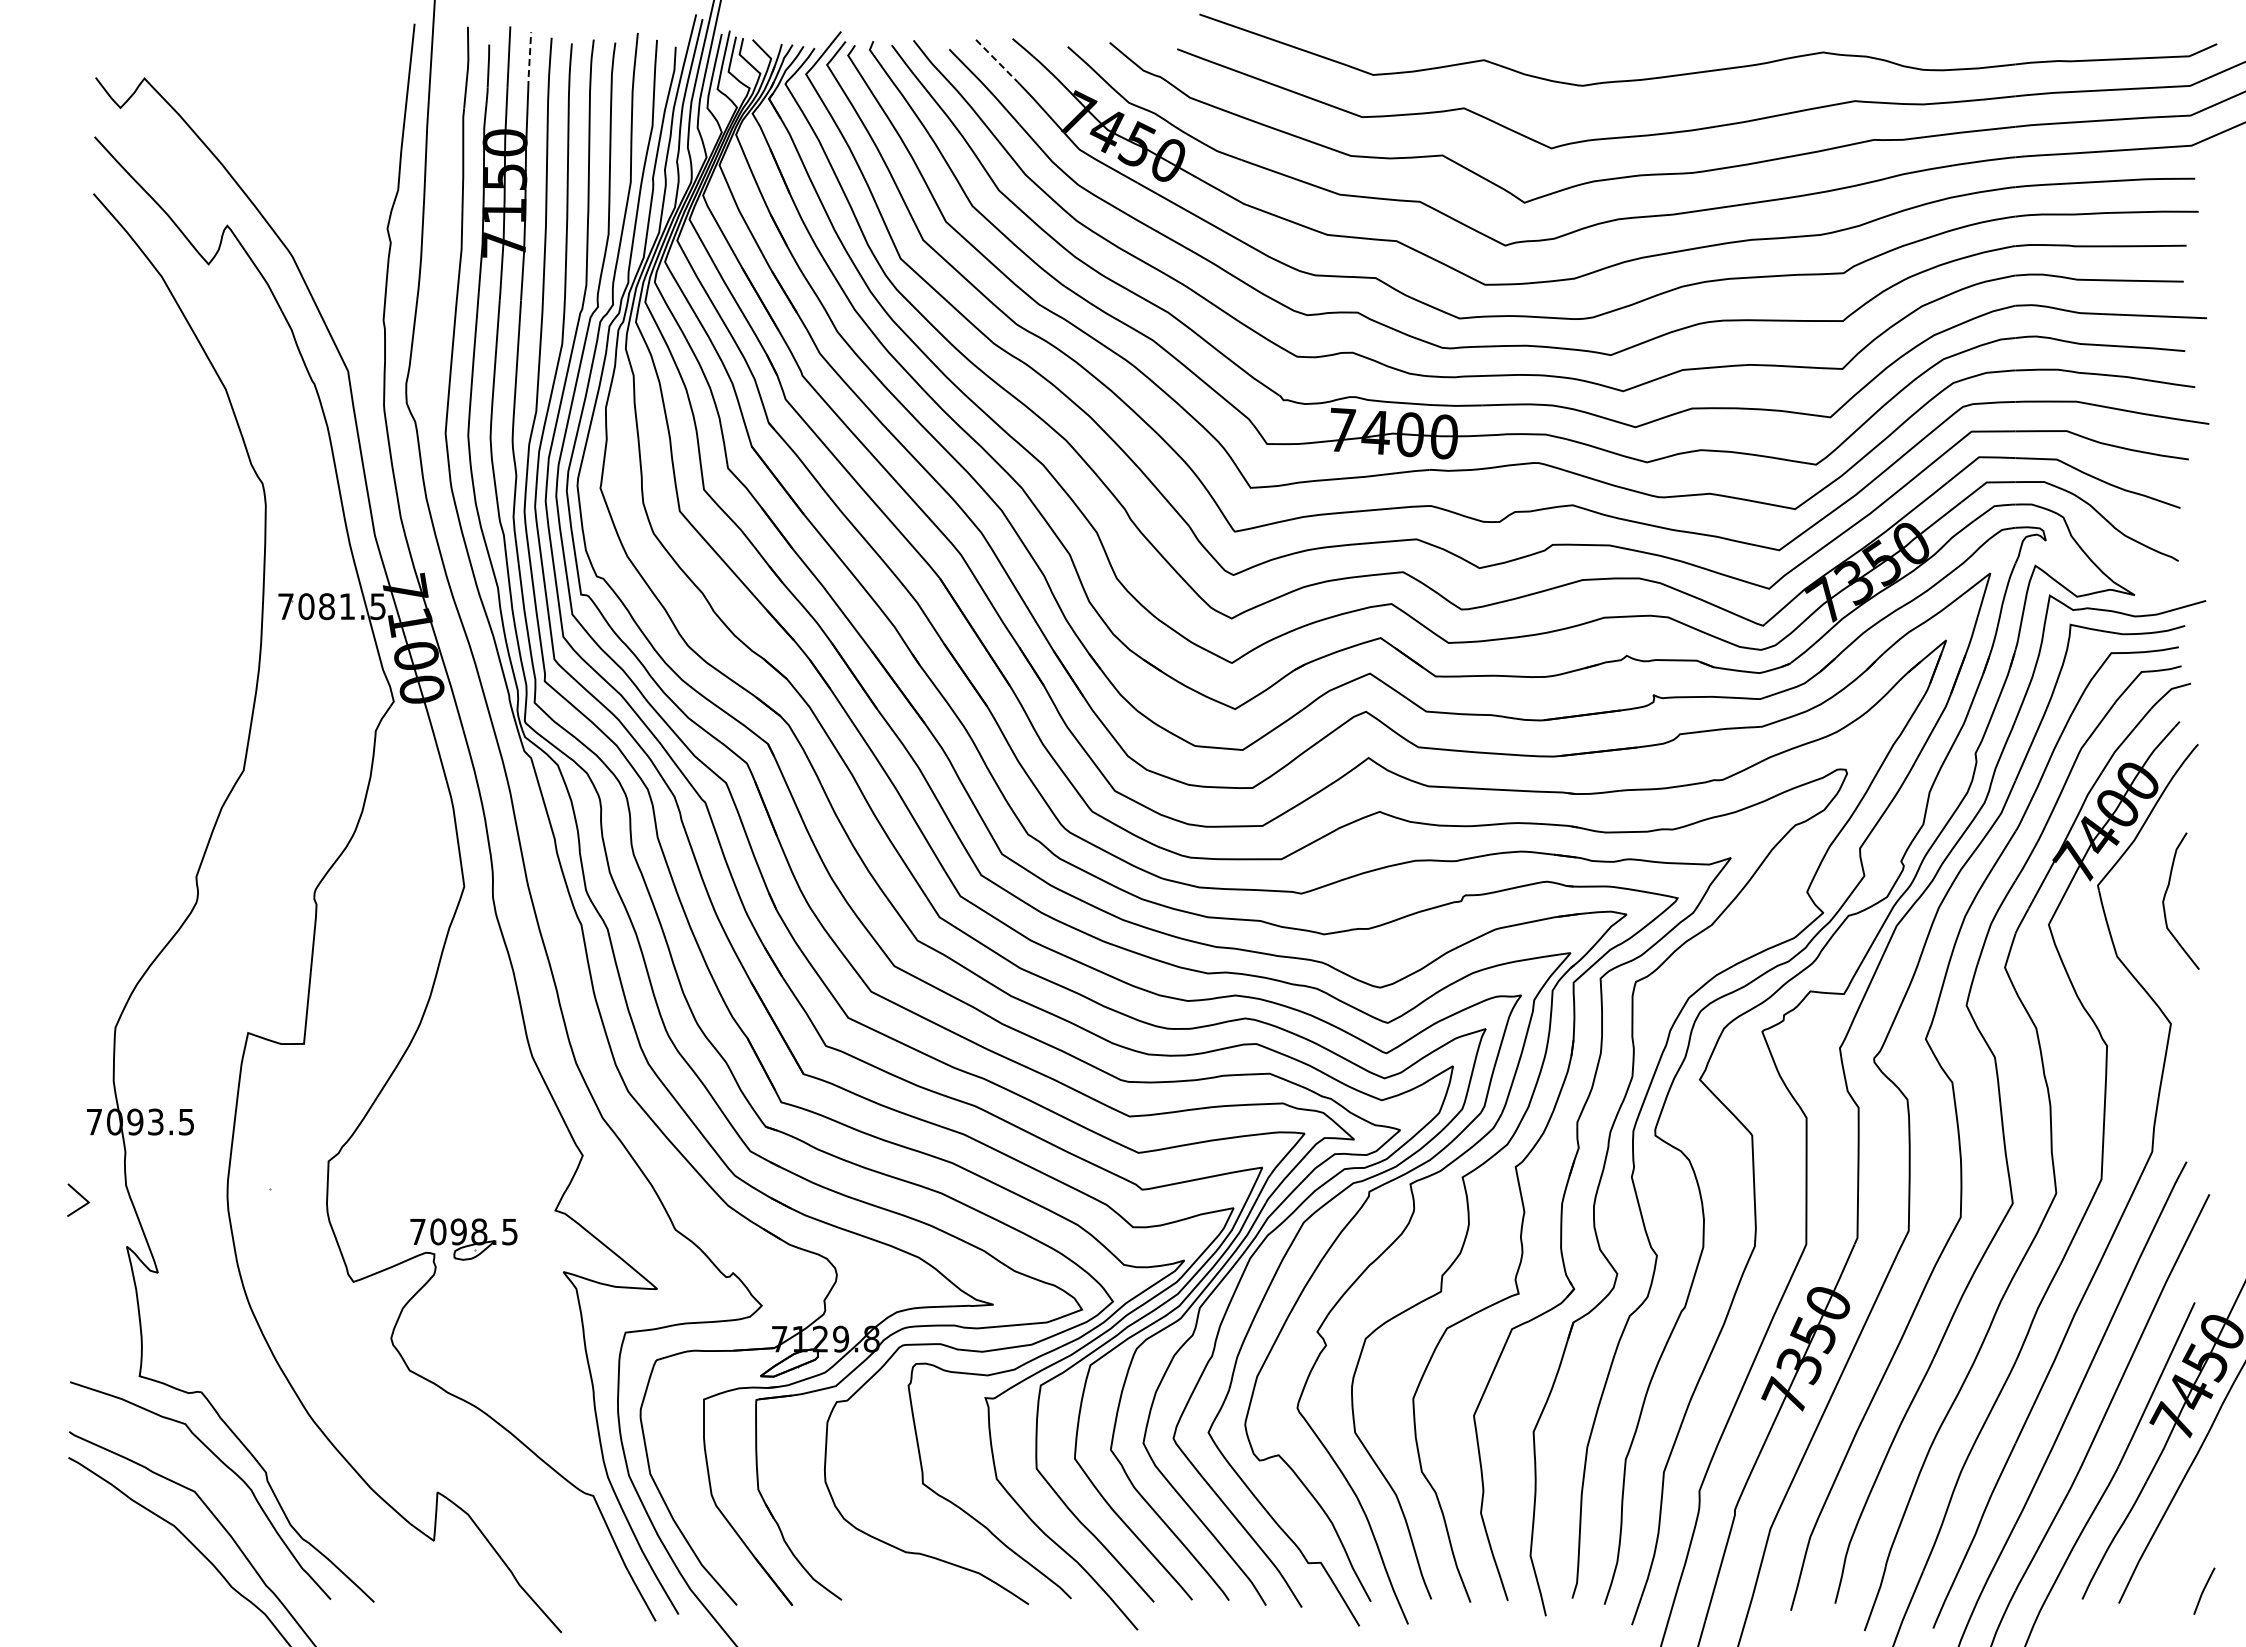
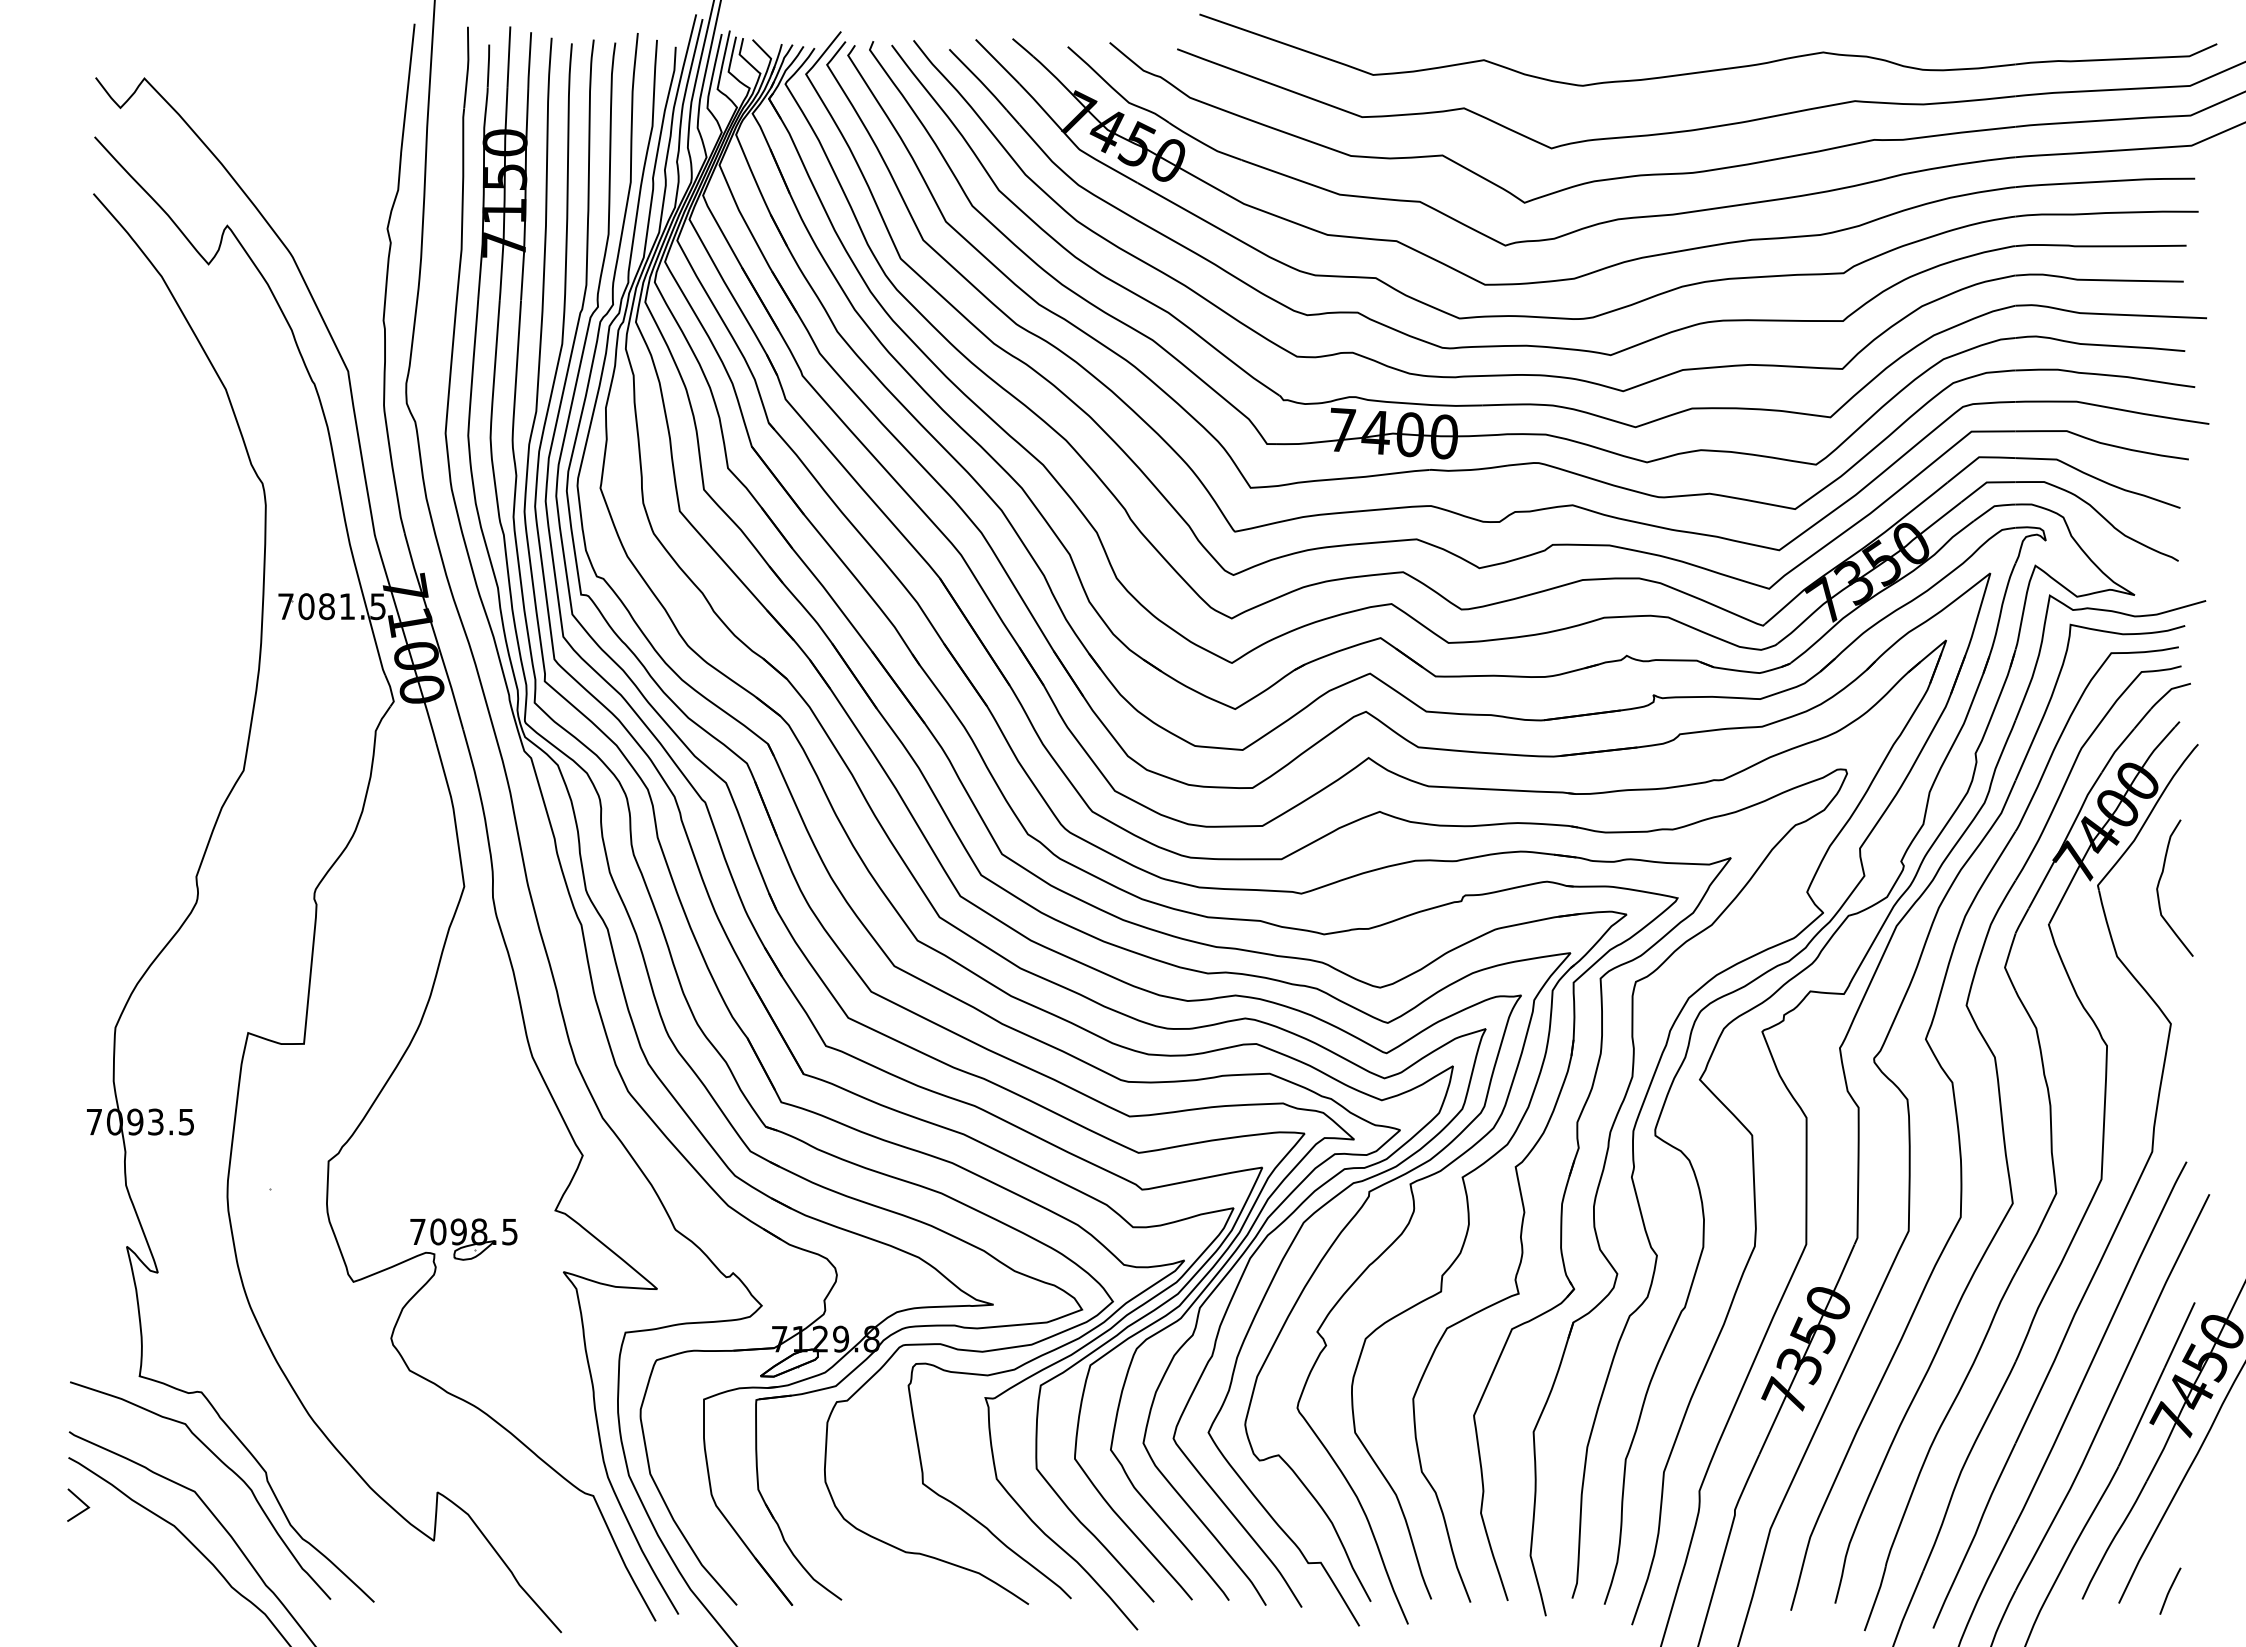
line: dashed -> solid (529, 60)
line: dashed -> solid (998, 62)
curve position: (2166, 894) -> (2160, 881) (2160, 881)
line position: (80, 1196) -> (80, 1501) (80, 1501)
line position: (2204, 1590) -> (2170, 1590) (2170, 1590)
